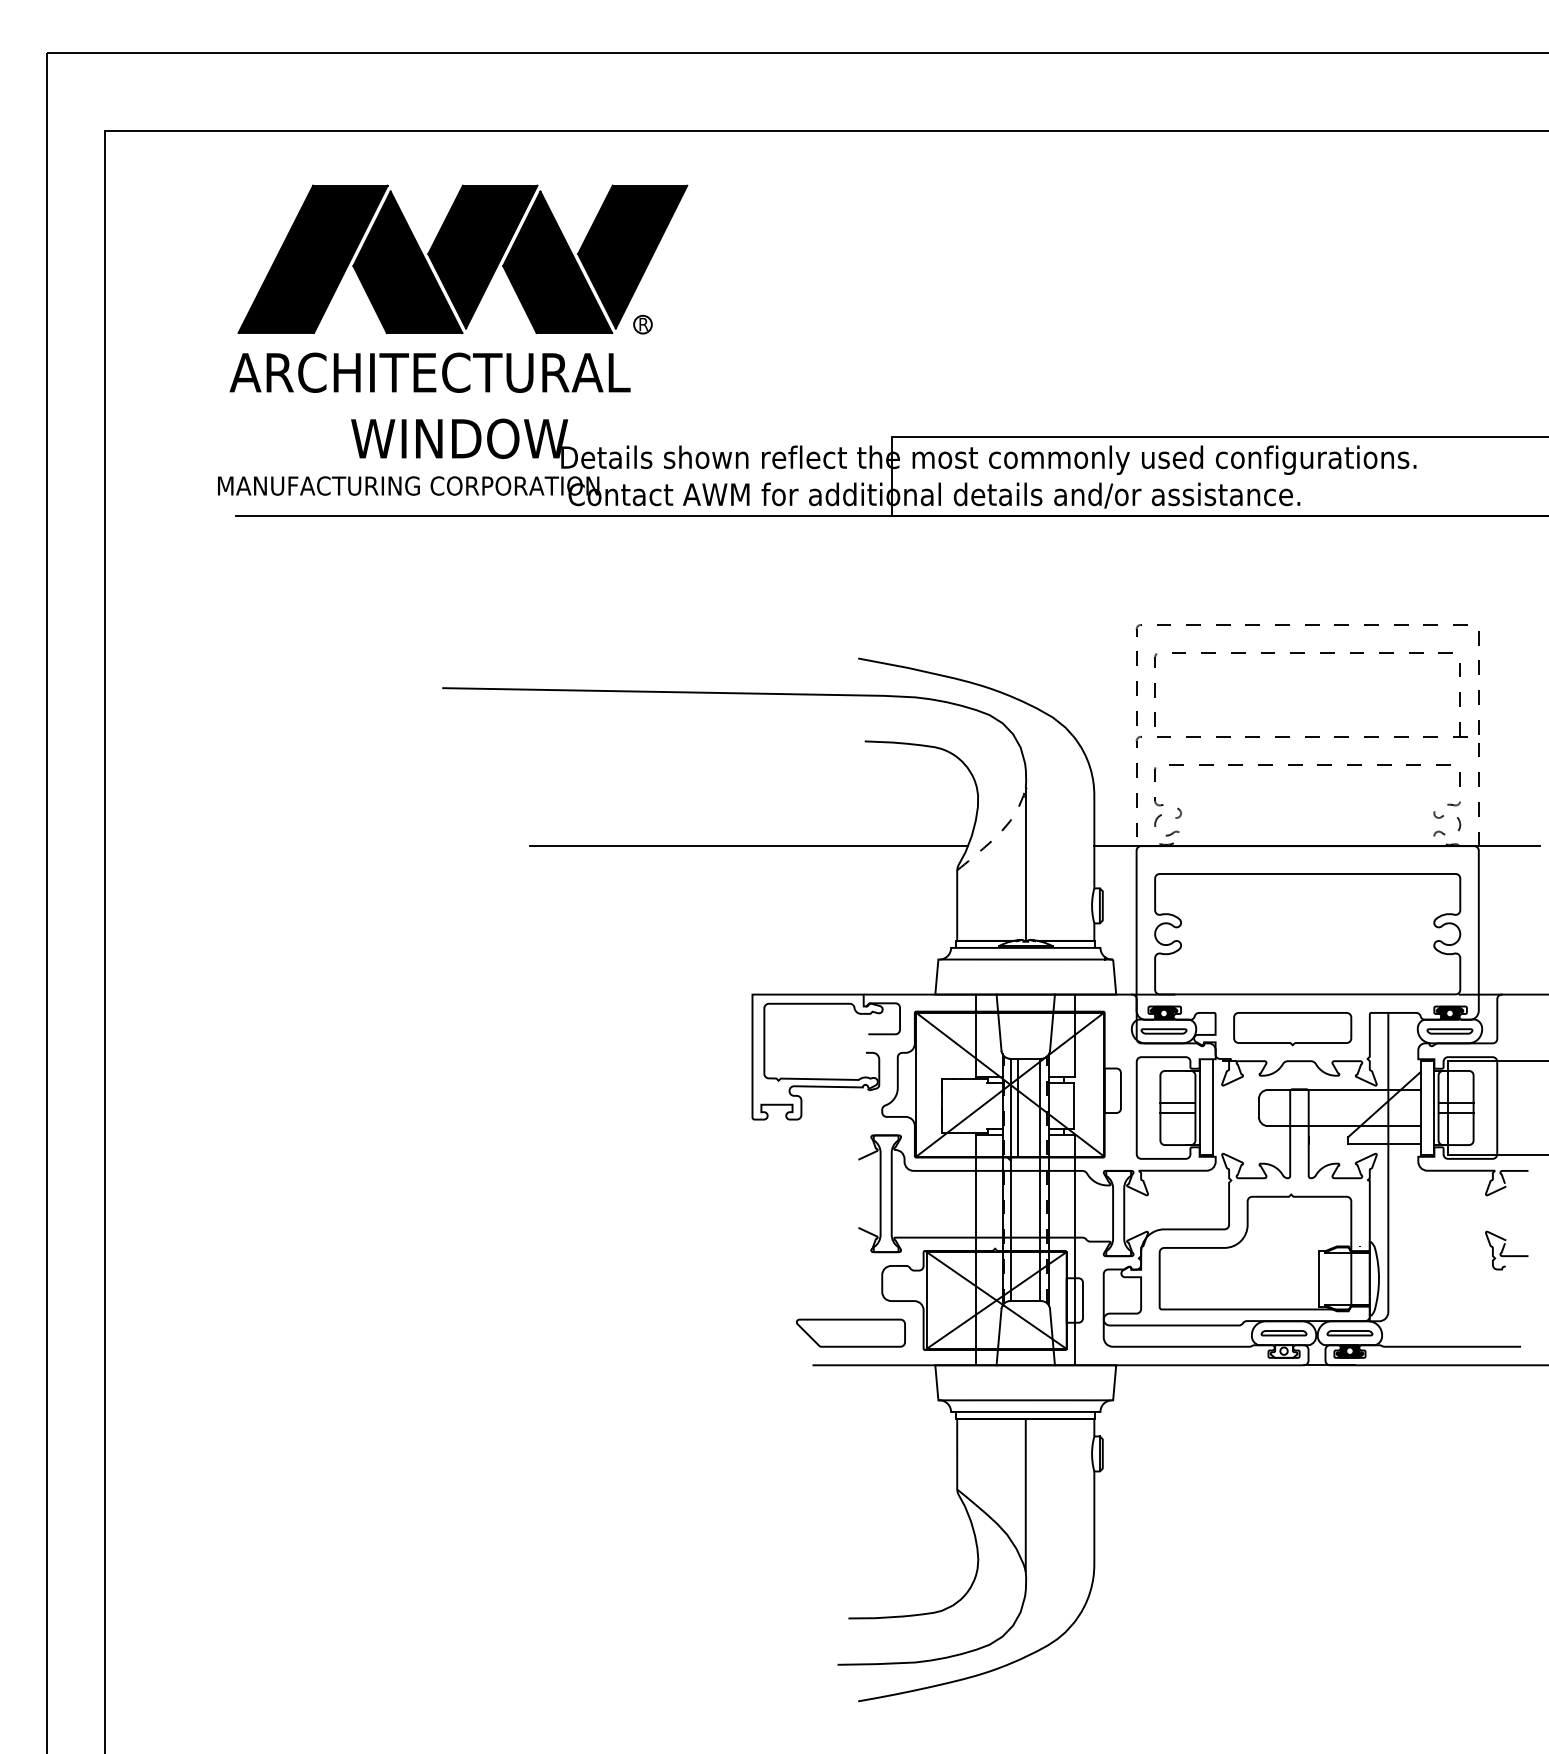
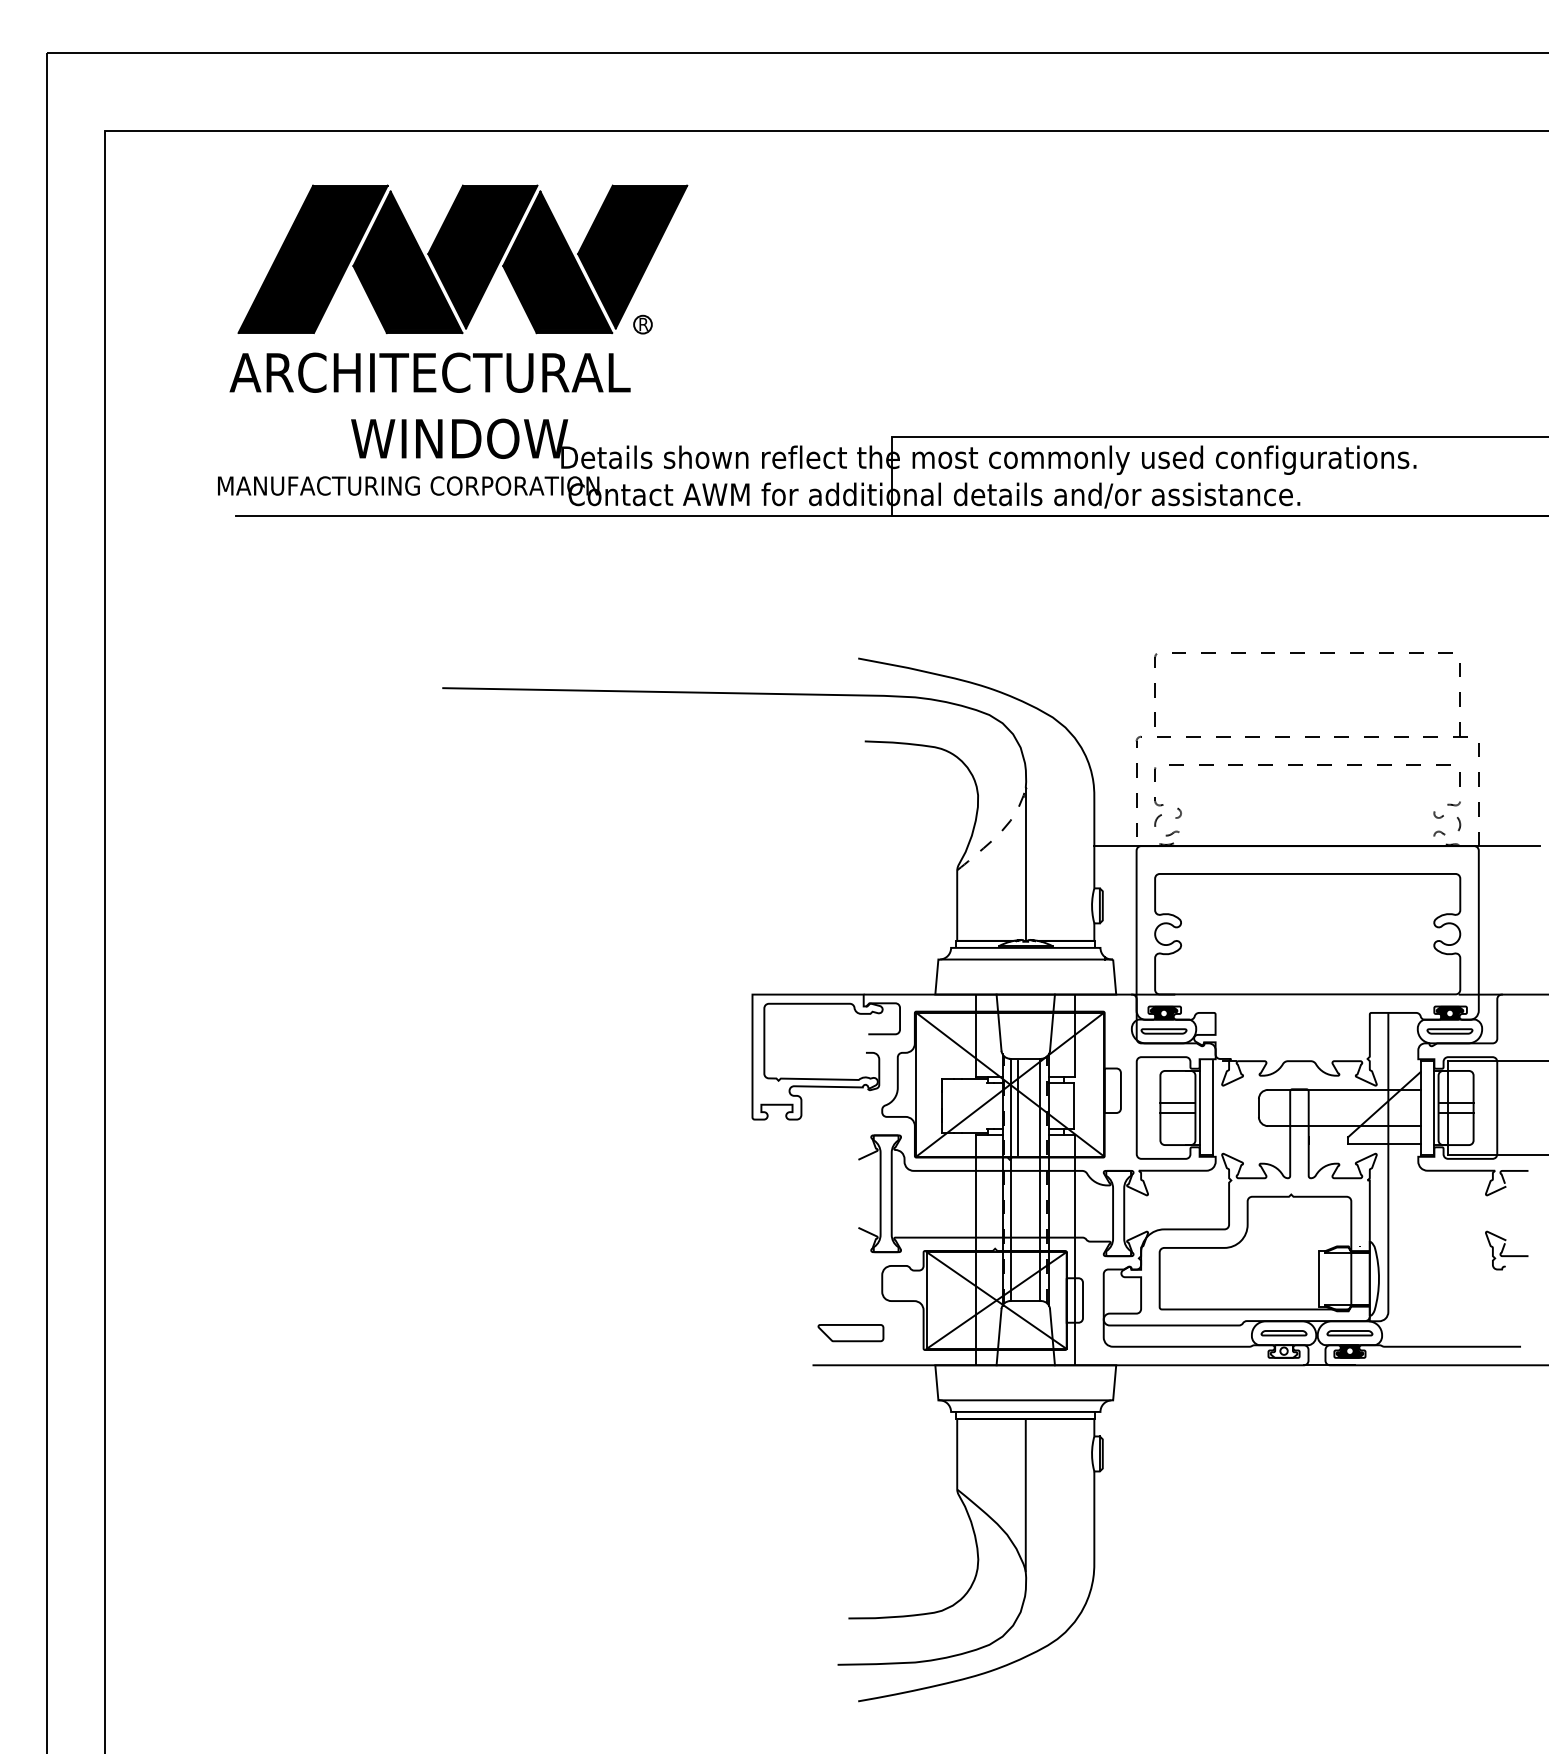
curve: present -> none (1307, 625)
line: present -> none (748, 846)
part: present -> none (1292, 1029)
part size: 110x30 px -> 68x19 px (850, 1333)
